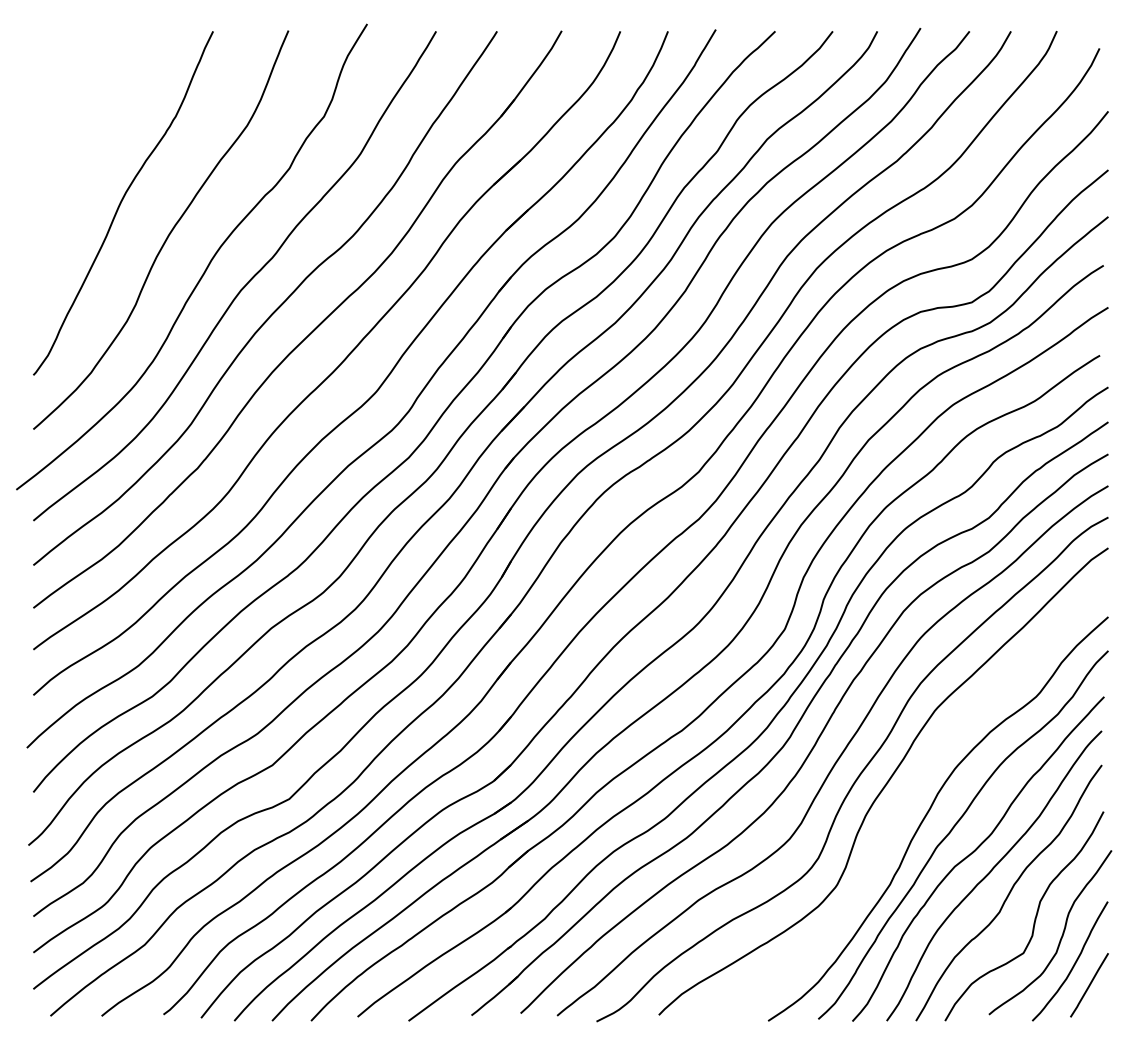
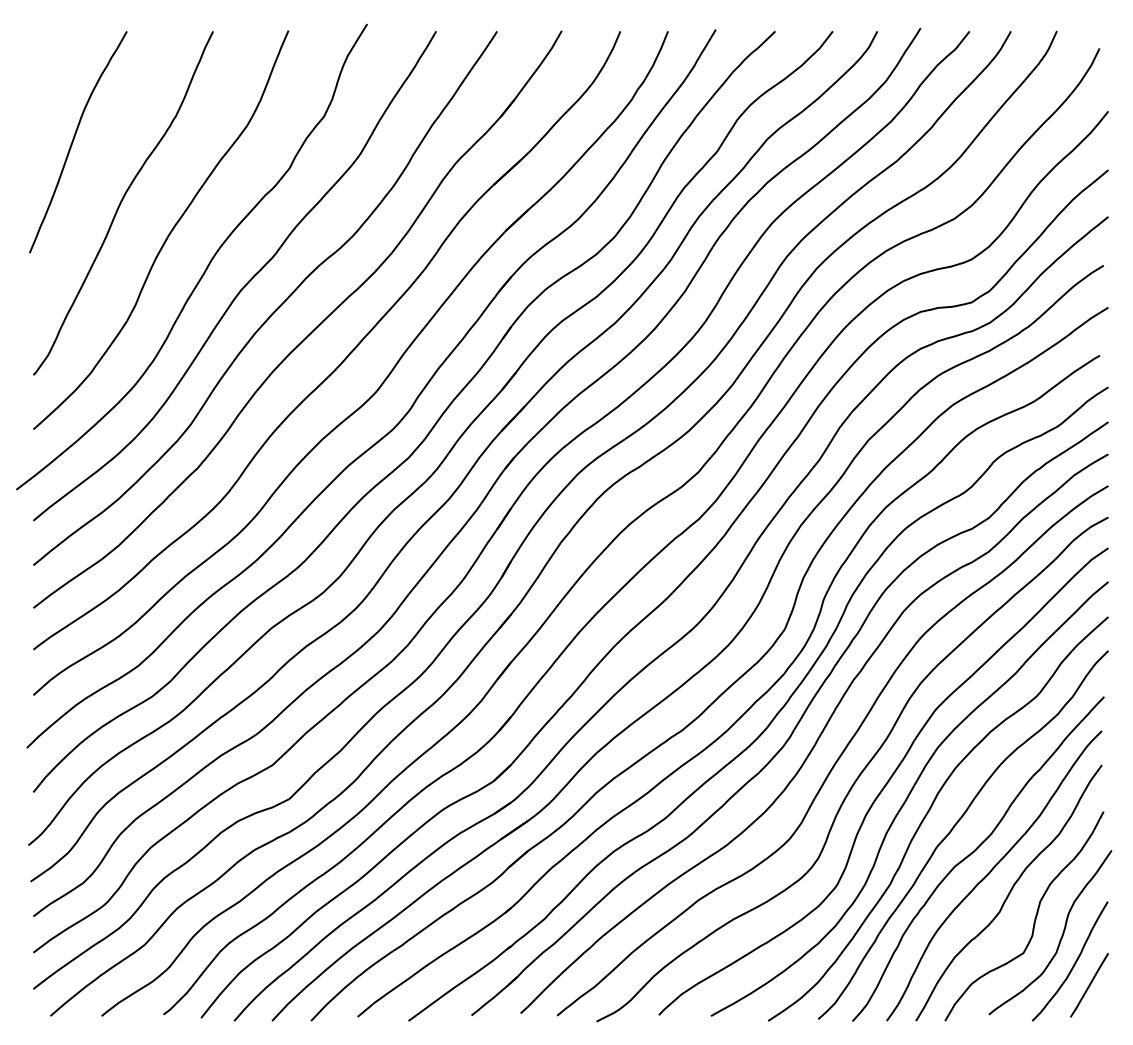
curve: none -> present (74, 139)
curve: none -> present (908, 798)
